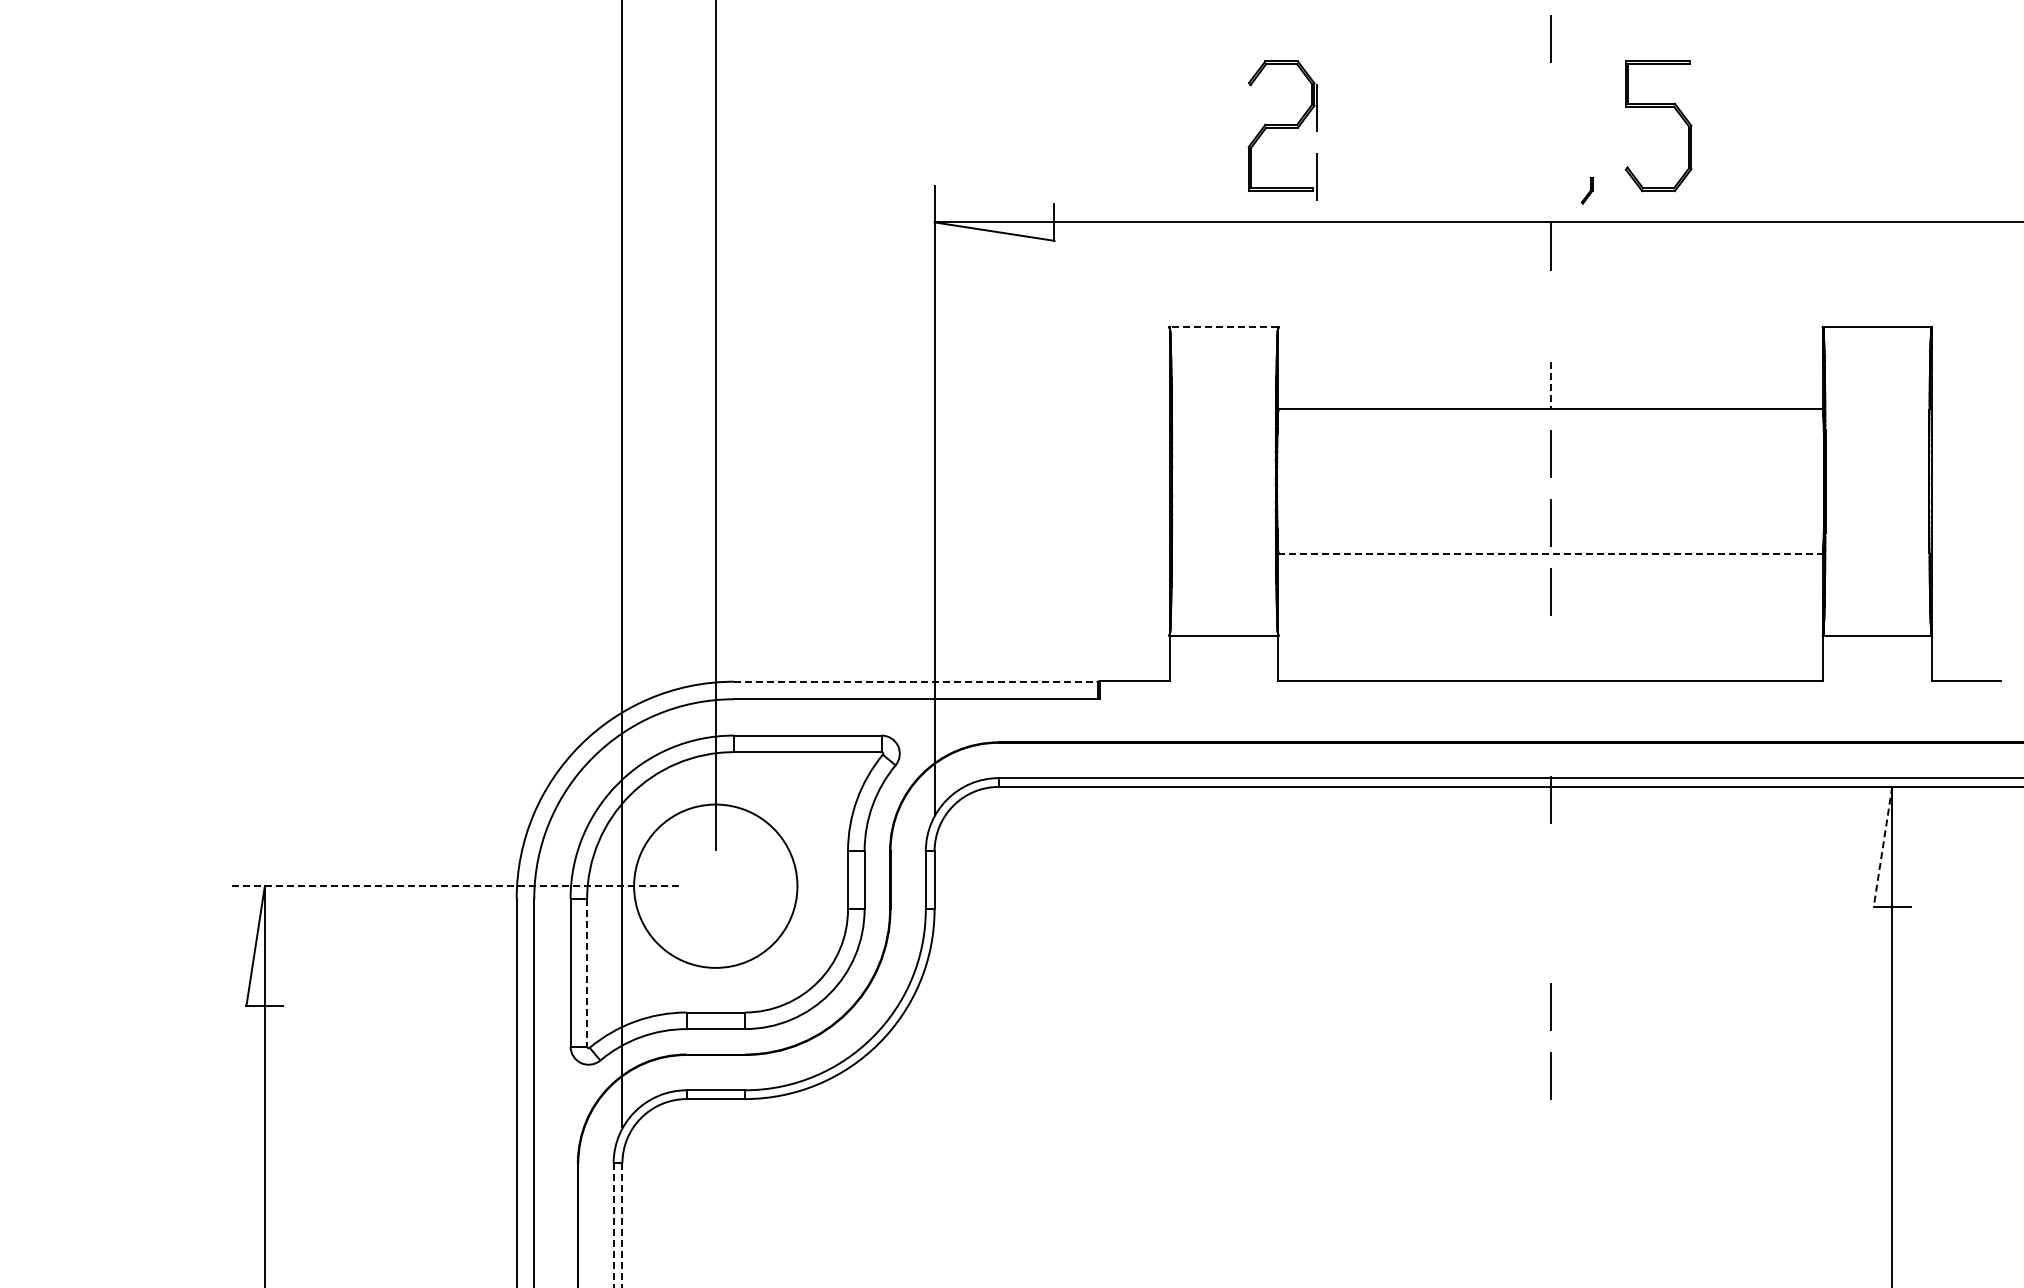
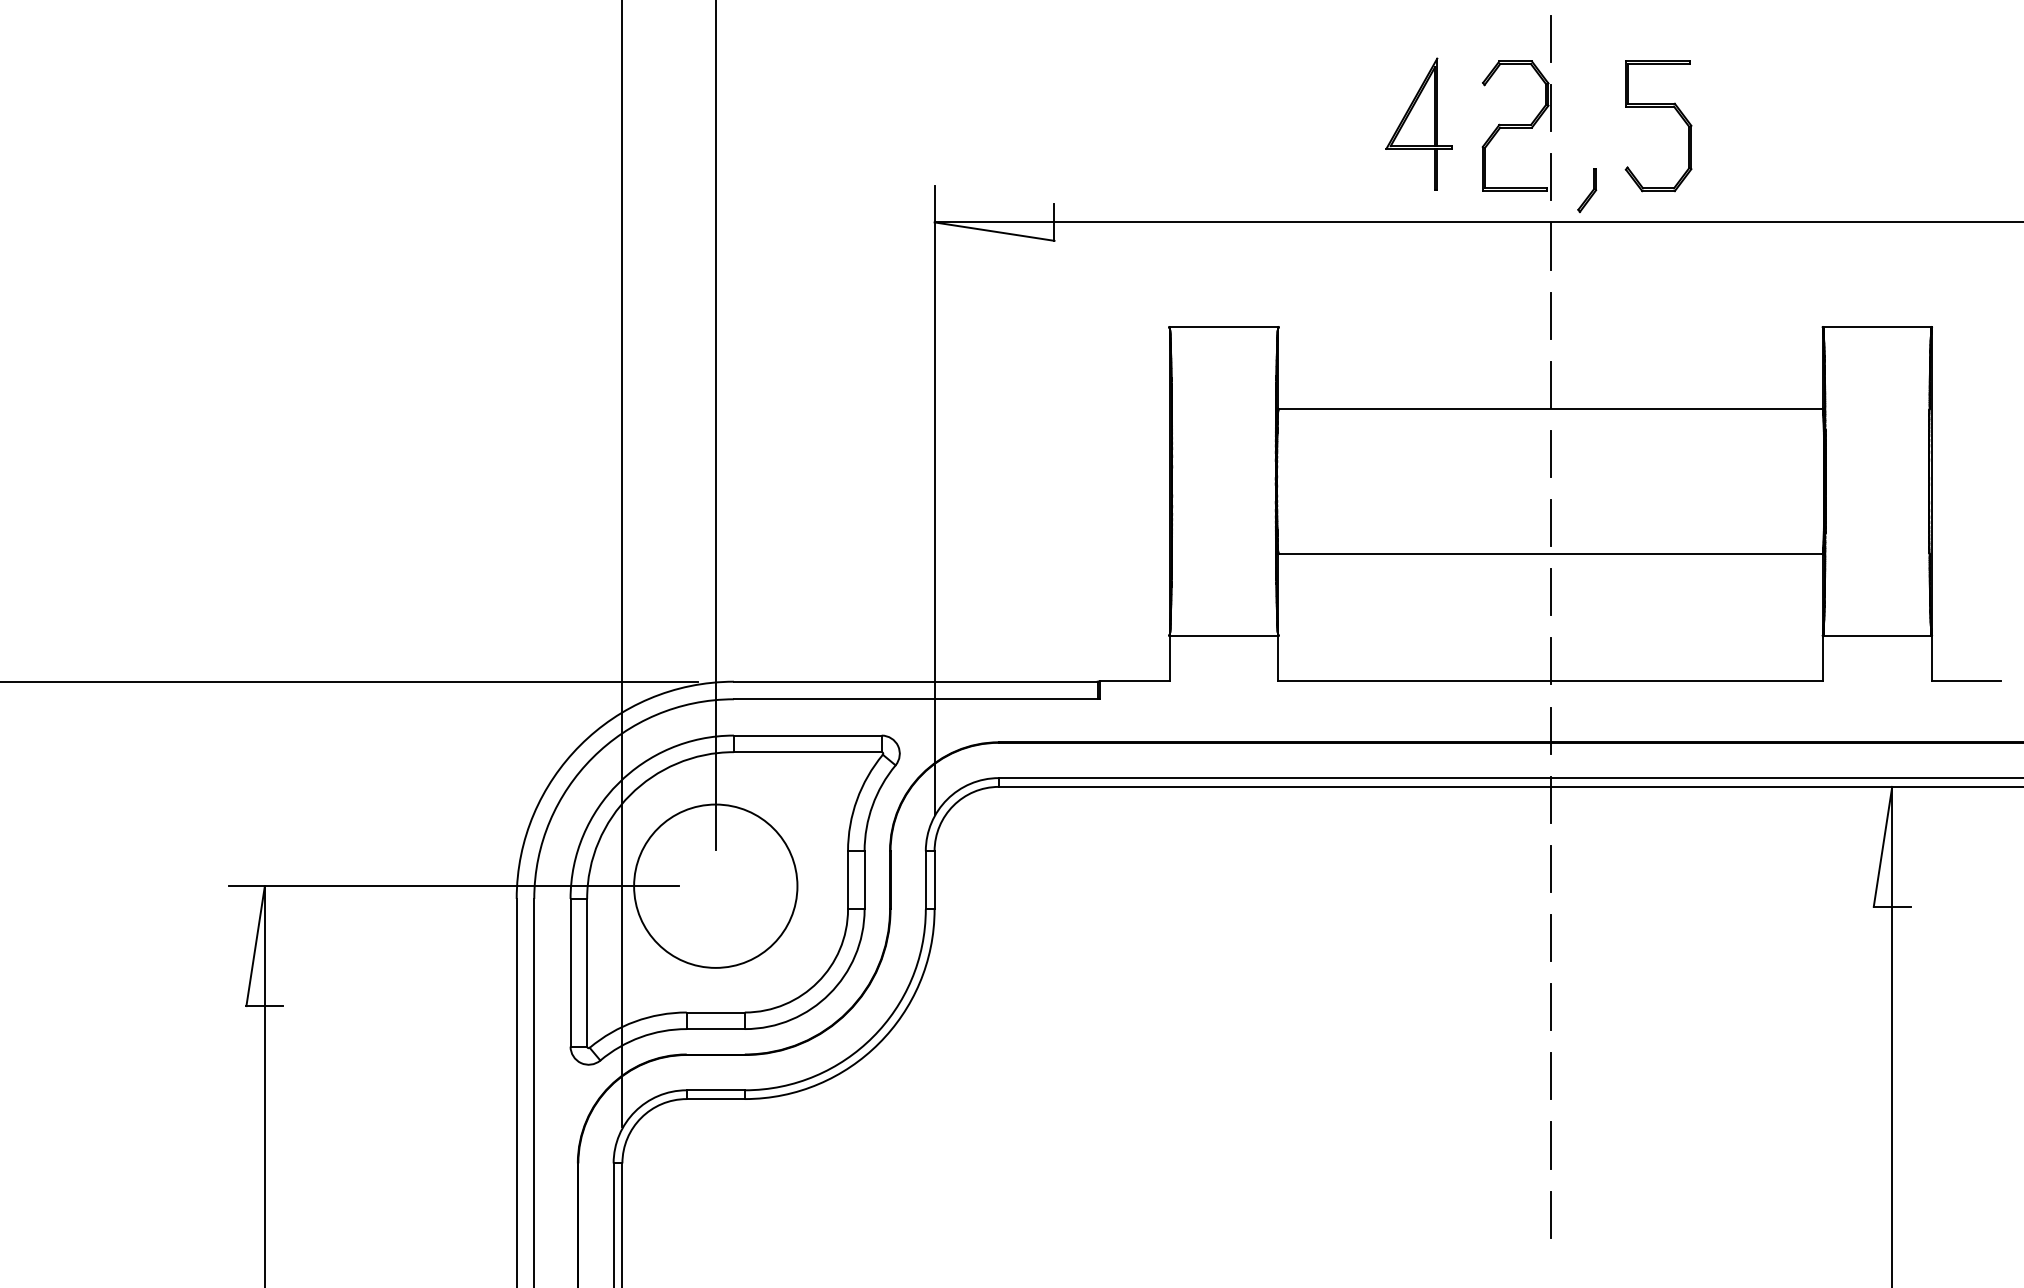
part: none -> present (1418, 123)
part position: (1282, 130) -> (1516, 130) (1516, 130)
part size: 14x28 px -> 21x46 px (1587, 190)
line: none -> present (1550, 315)
line: dashed -> solid (1223, 327)
line: dashed -> solid (1550, 385)
line: dashed -> solid (1551, 554)
line: none -> present (1550, 661)
line: none -> present (349, 681)
line: dashed -> solid (915, 681)
line: none -> present (1550, 730)
line: dashed -> solid (1883, 846)
line: none -> present (1550, 868)
line: dashed -> solid (453, 886)
line: none -> present (1550, 937)
line: dashed -> solid (587, 972)
line: none -> present (1550, 1145)
line: none -> present (1550, 1214)
line: dashed -> solid (613, 1225)
line: dashed -> solid (622, 1225)
